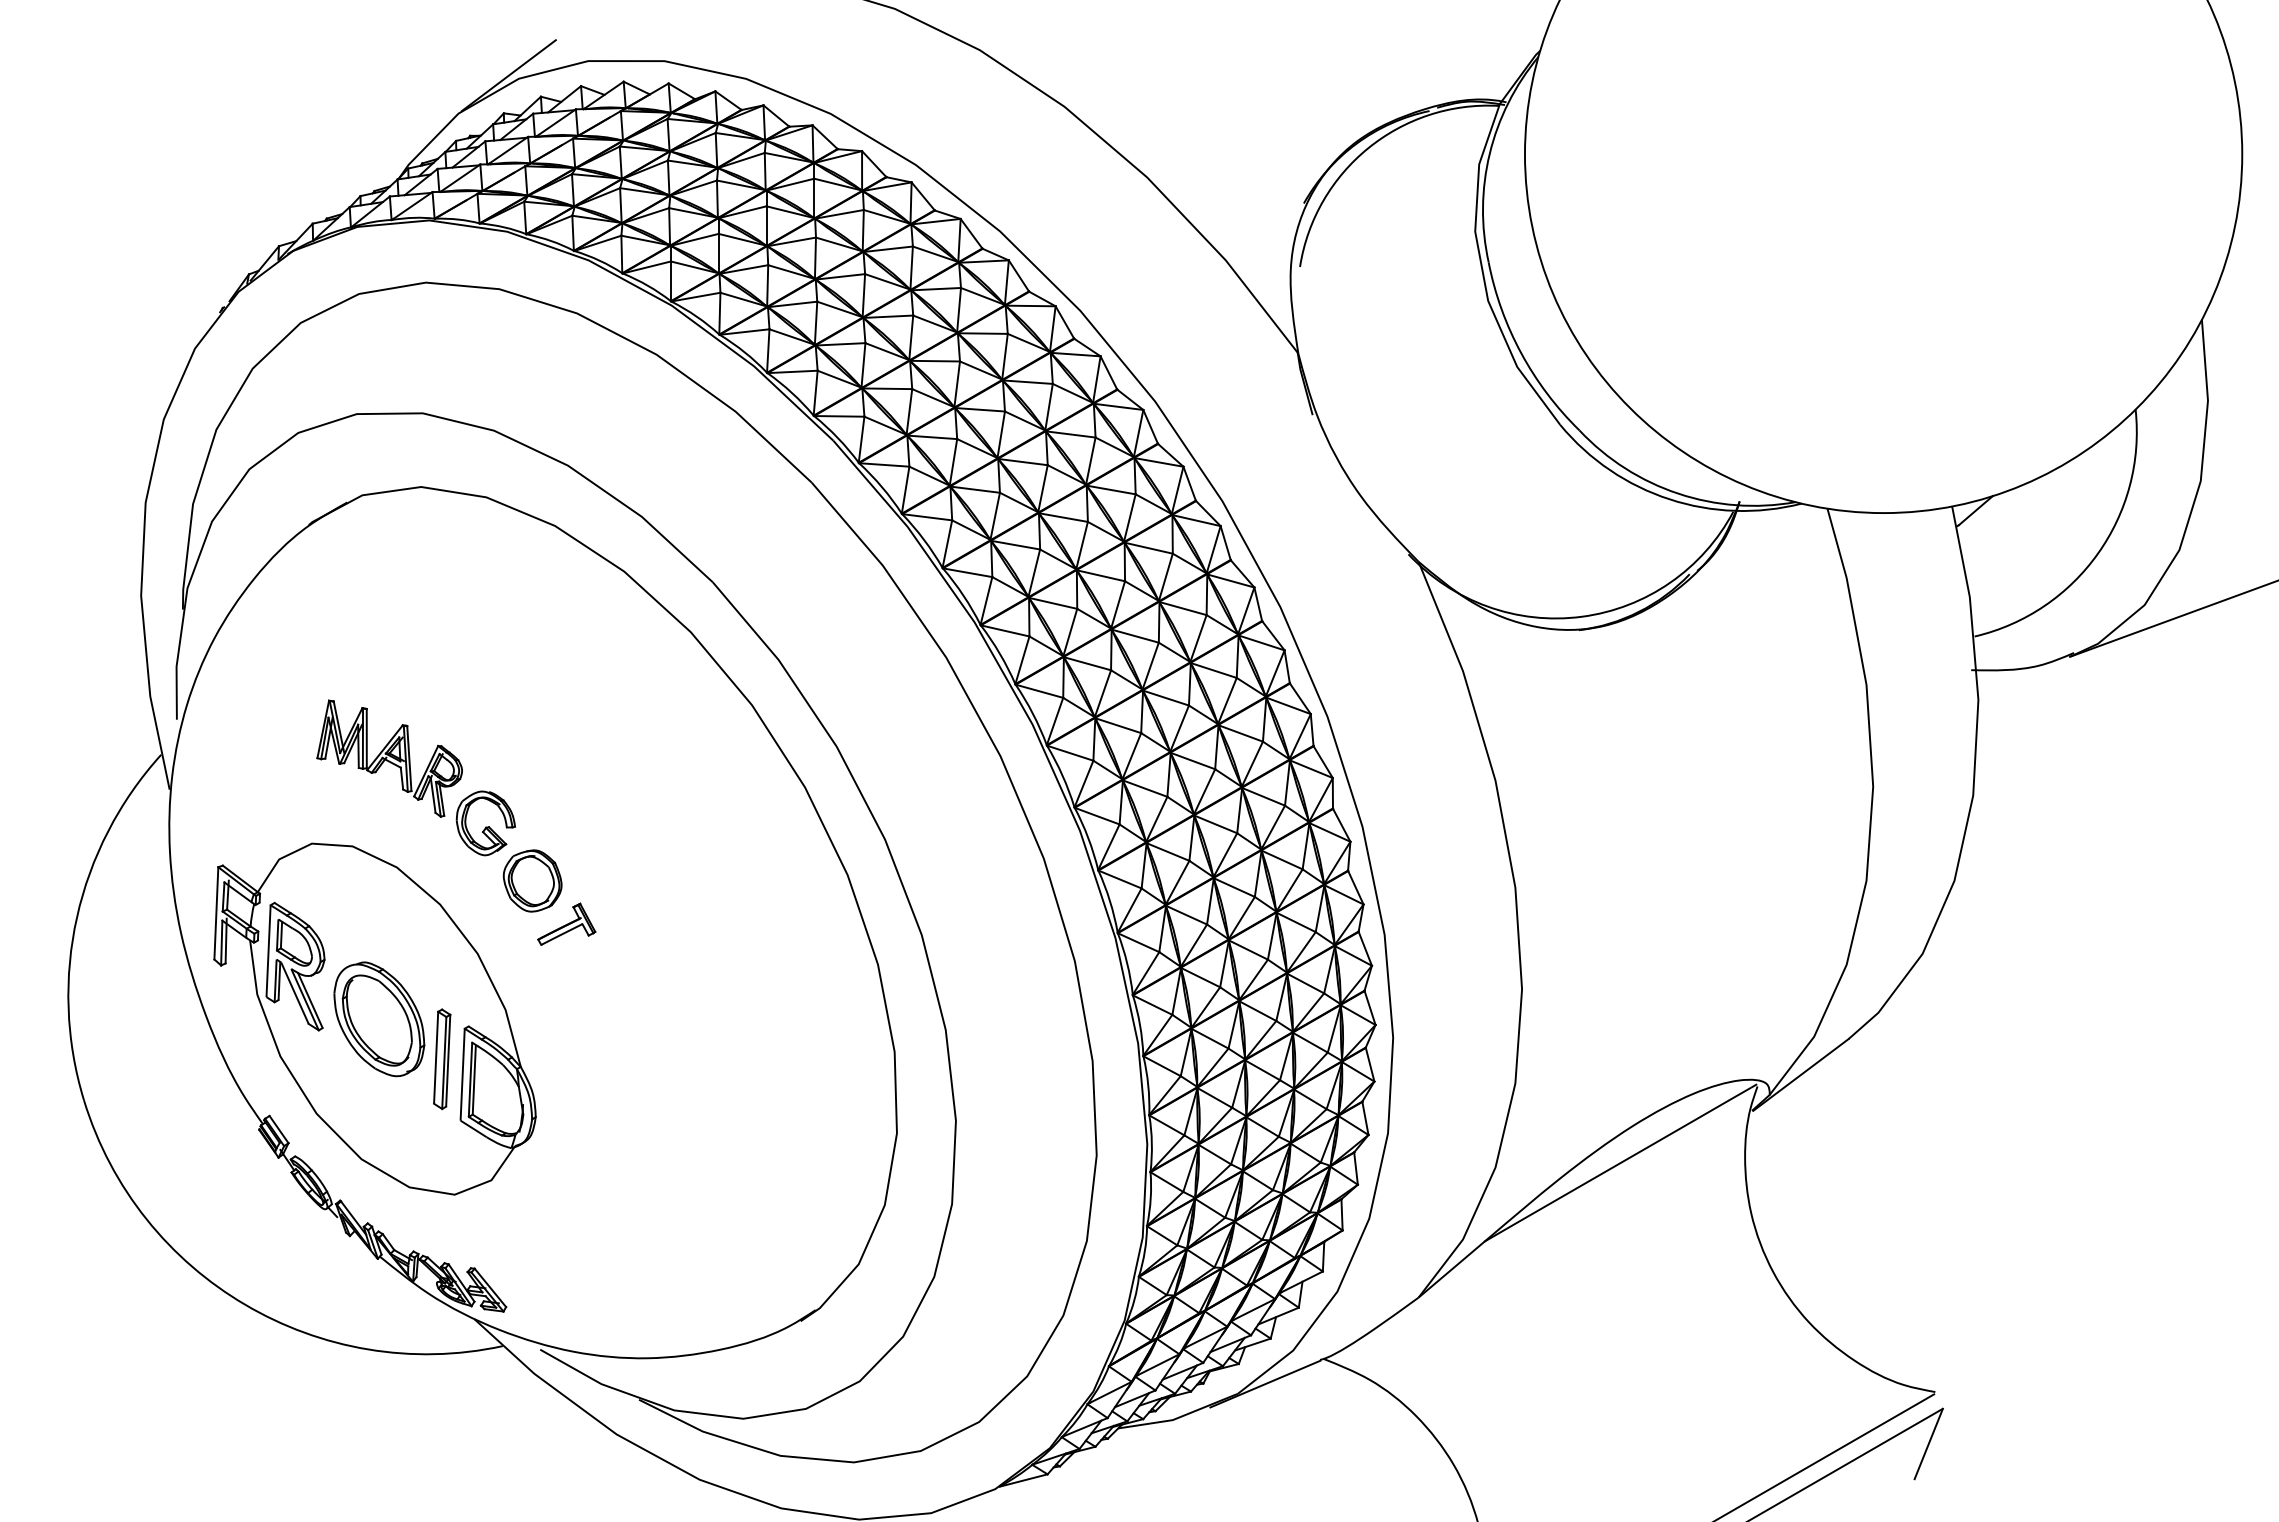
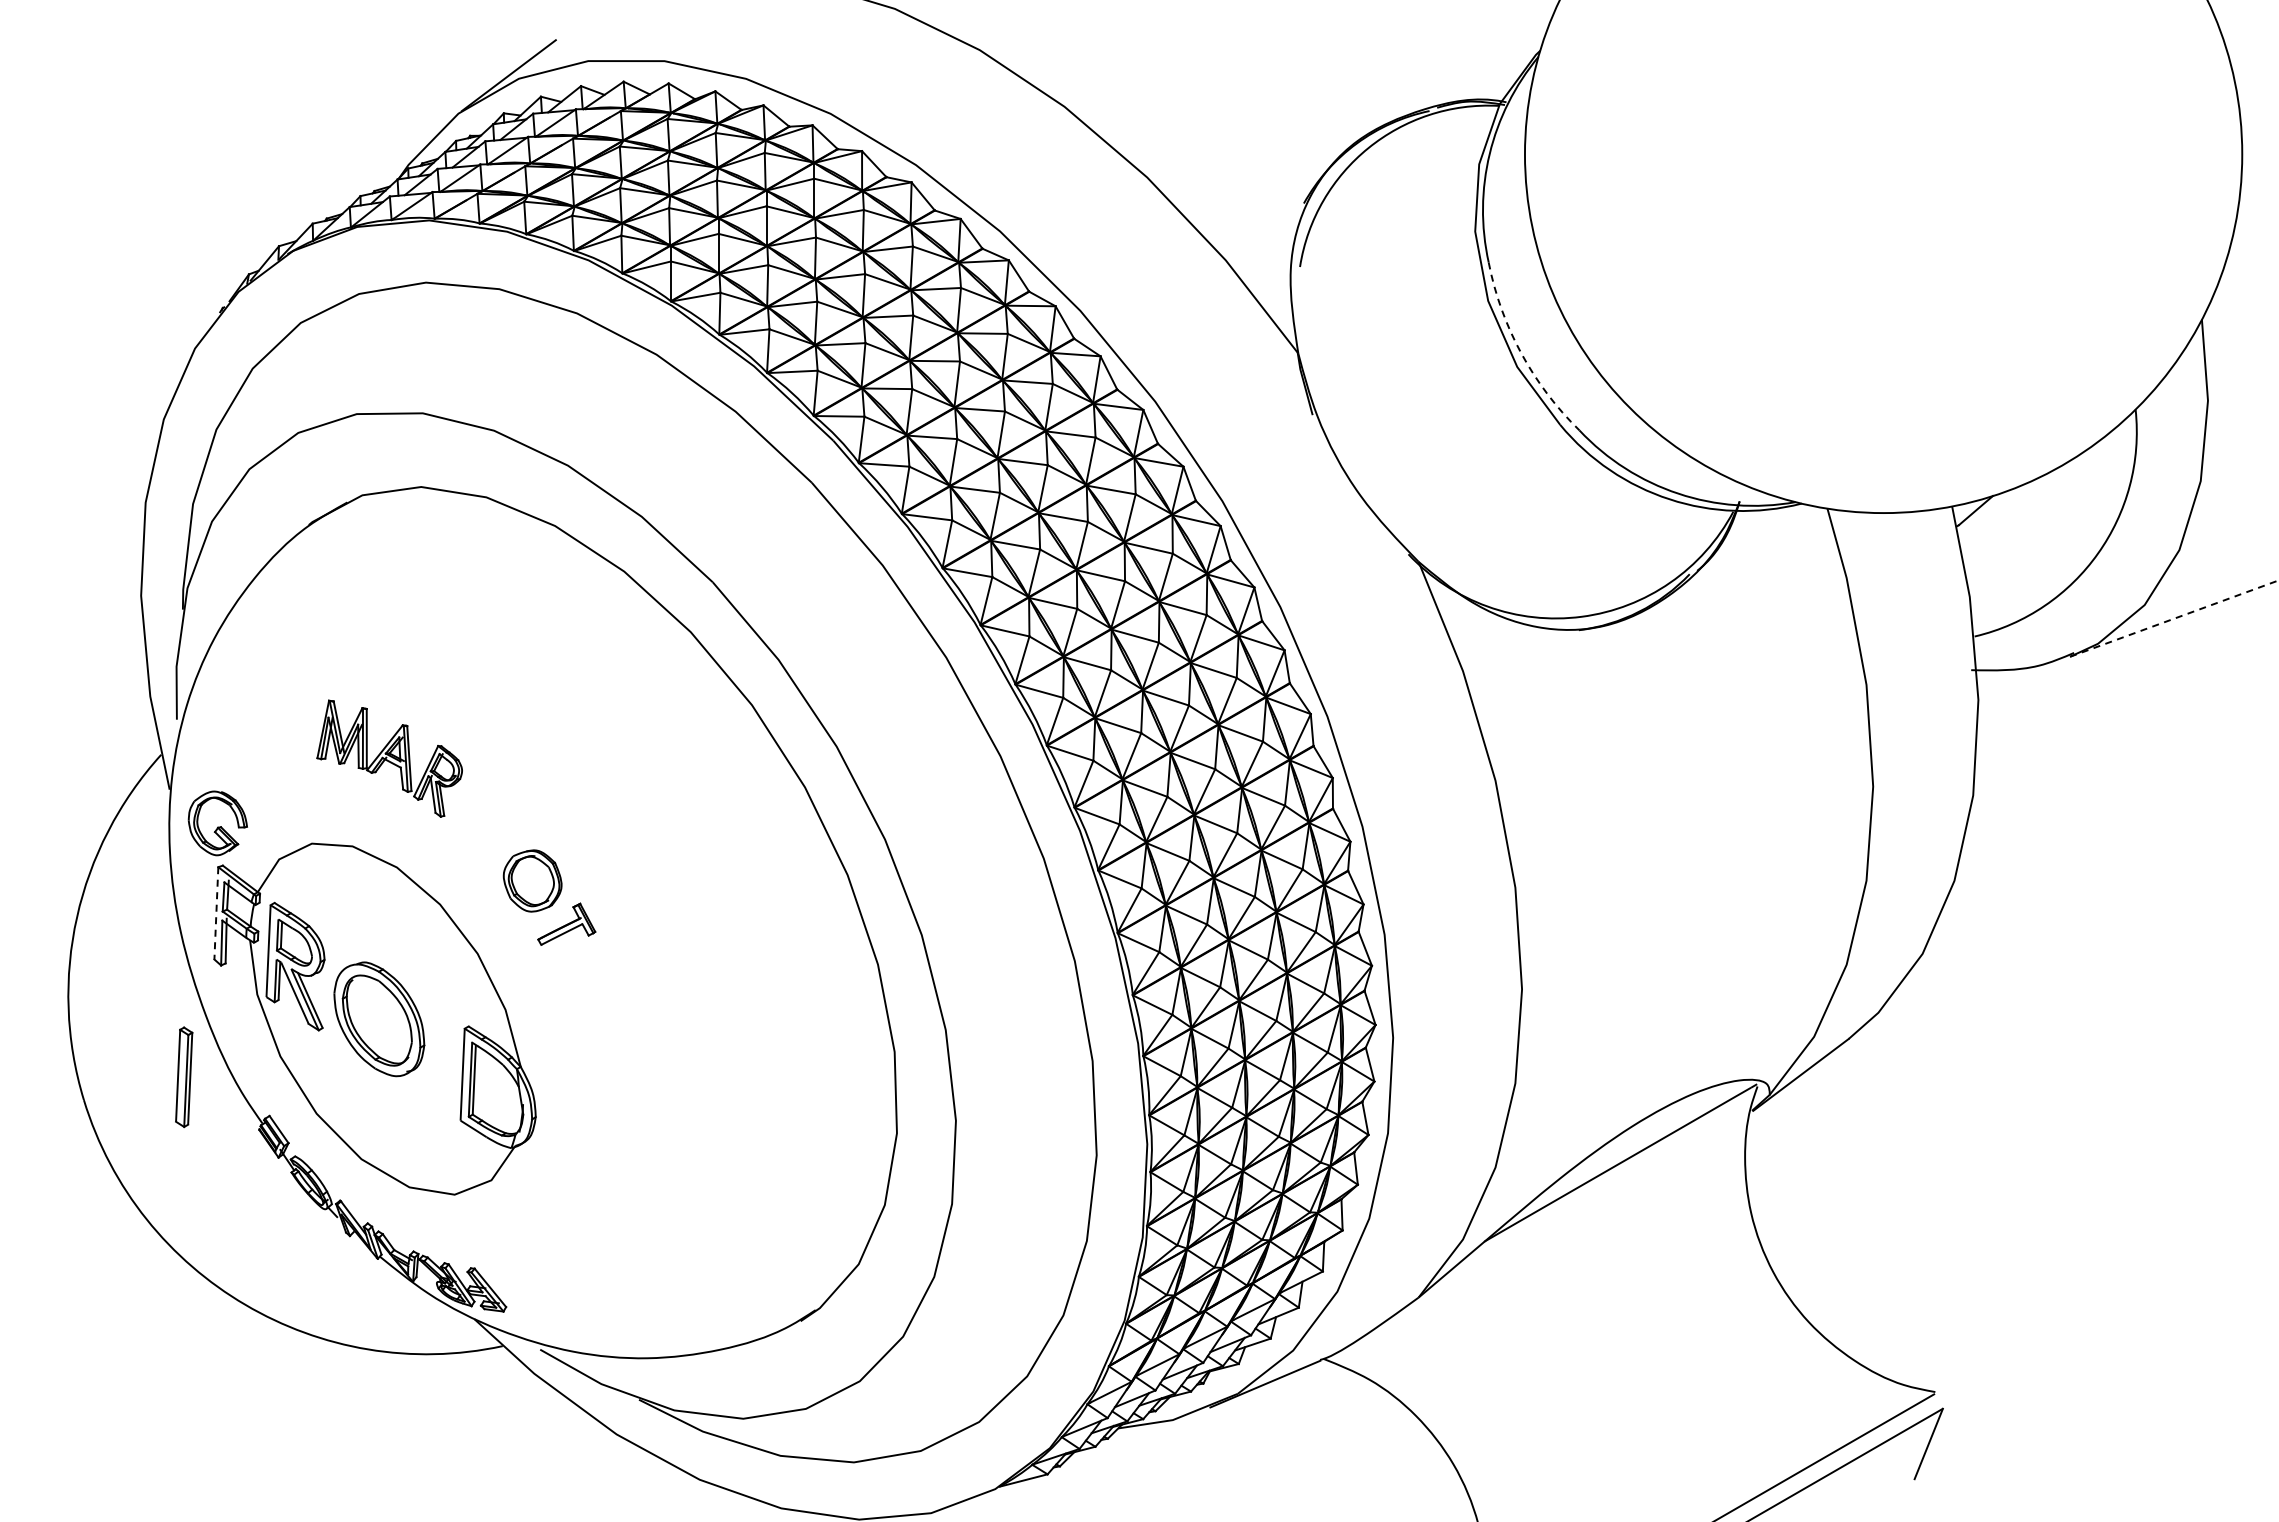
arc: solid -> dashed (1521, 353)
line: solid -> dashed (2174, 618)
part position: (485, 823) -> (217, 823) (217, 823)
line: solid -> dashed (216, 913)
part position: (442, 1059) -> (184, 1077) (184, 1077)
